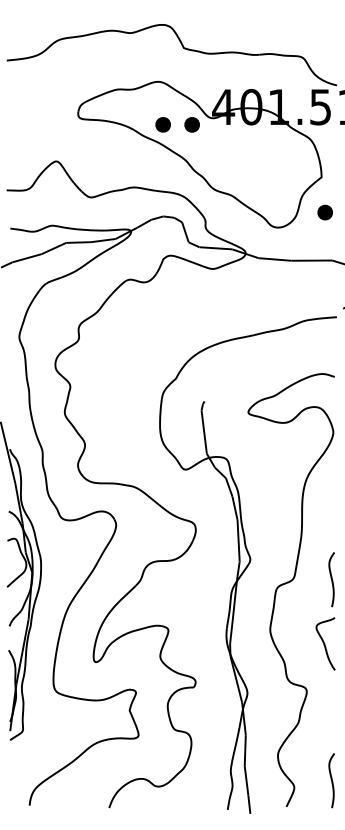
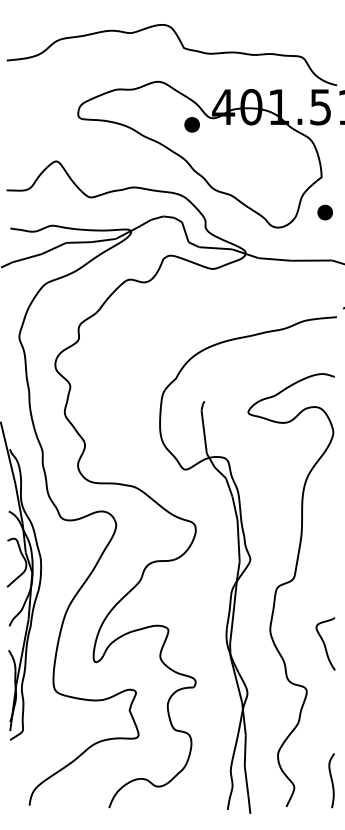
part: present -> none (162, 124)
curve: present -> none (331, 579)
